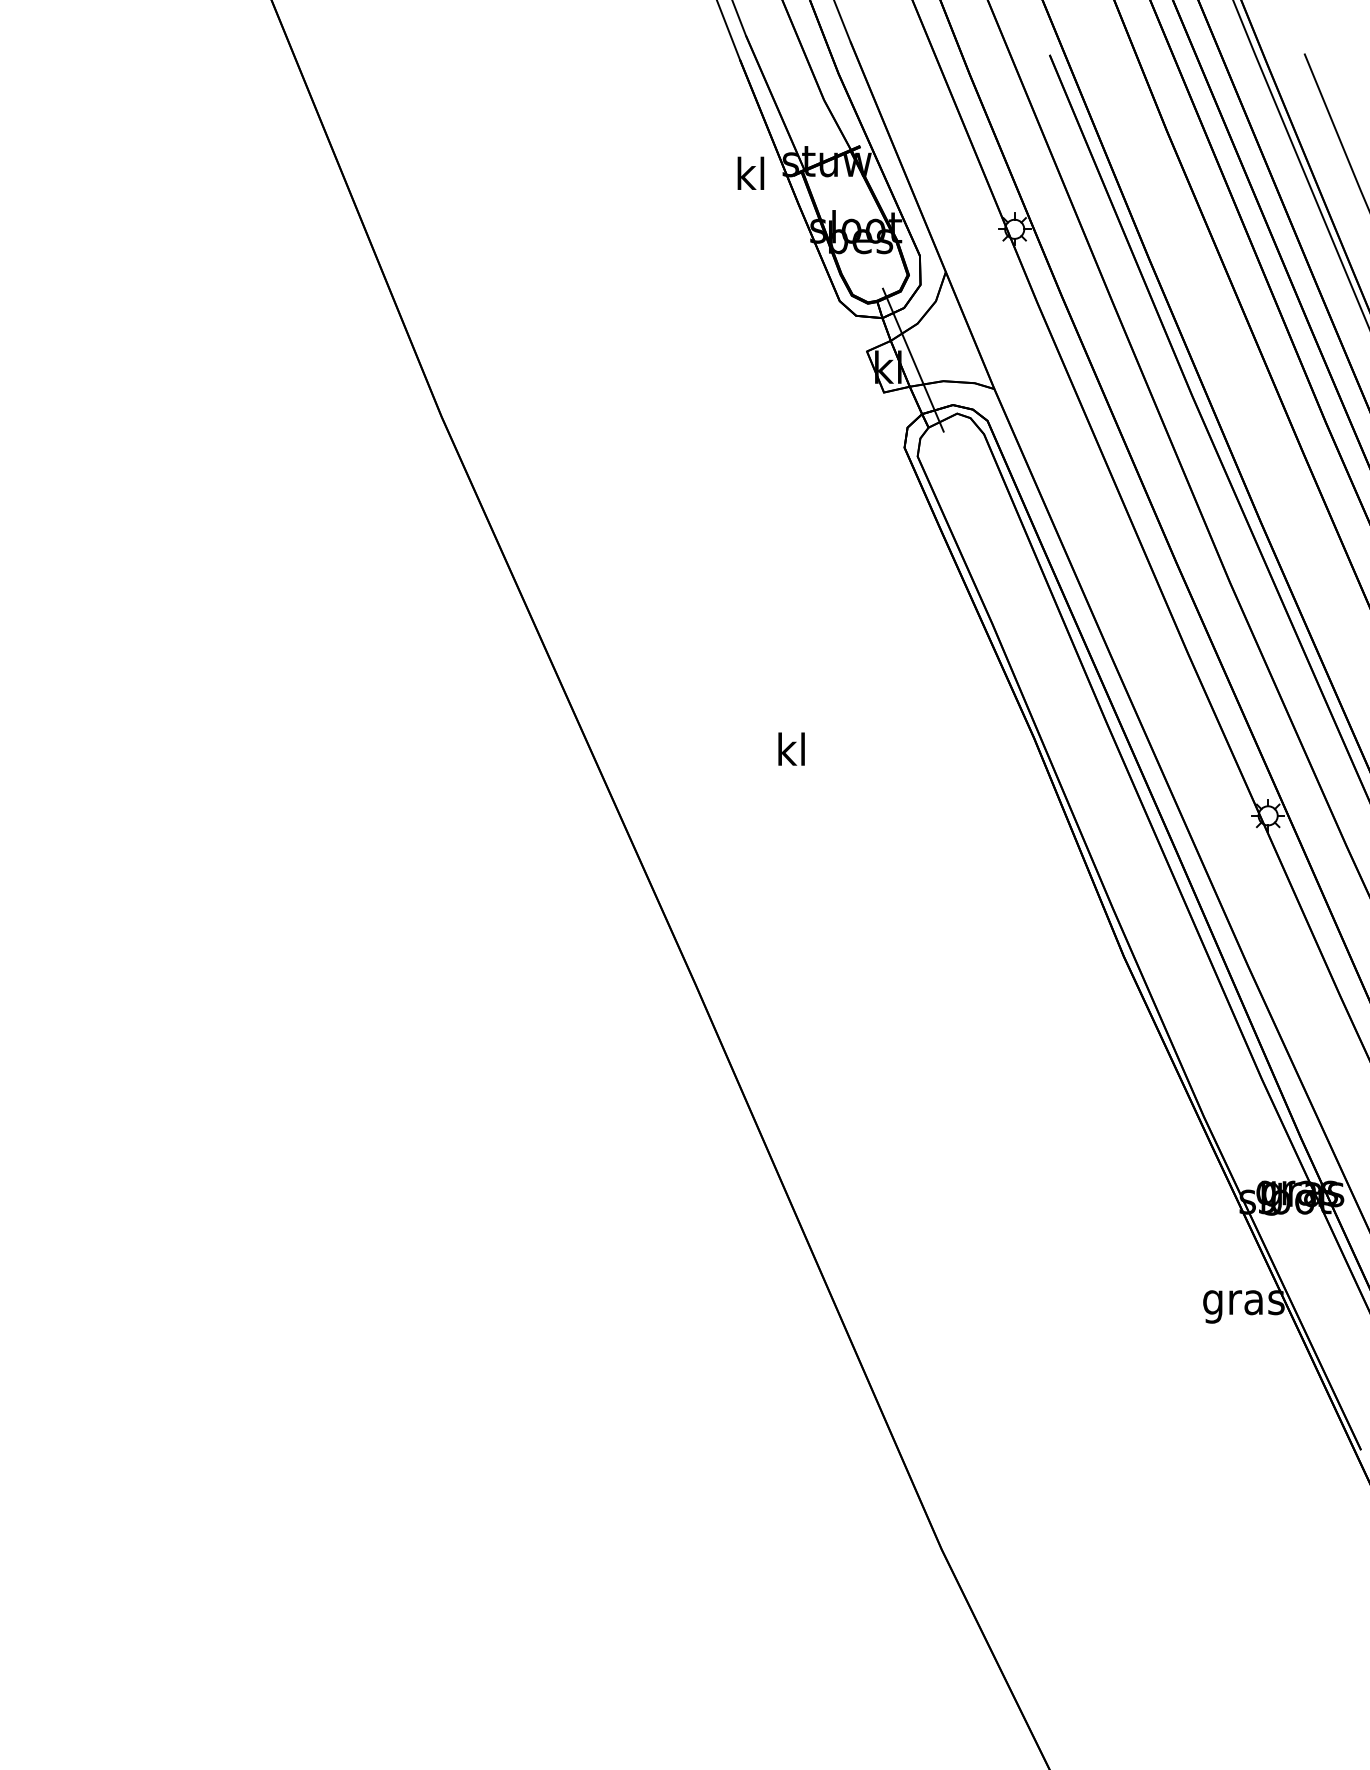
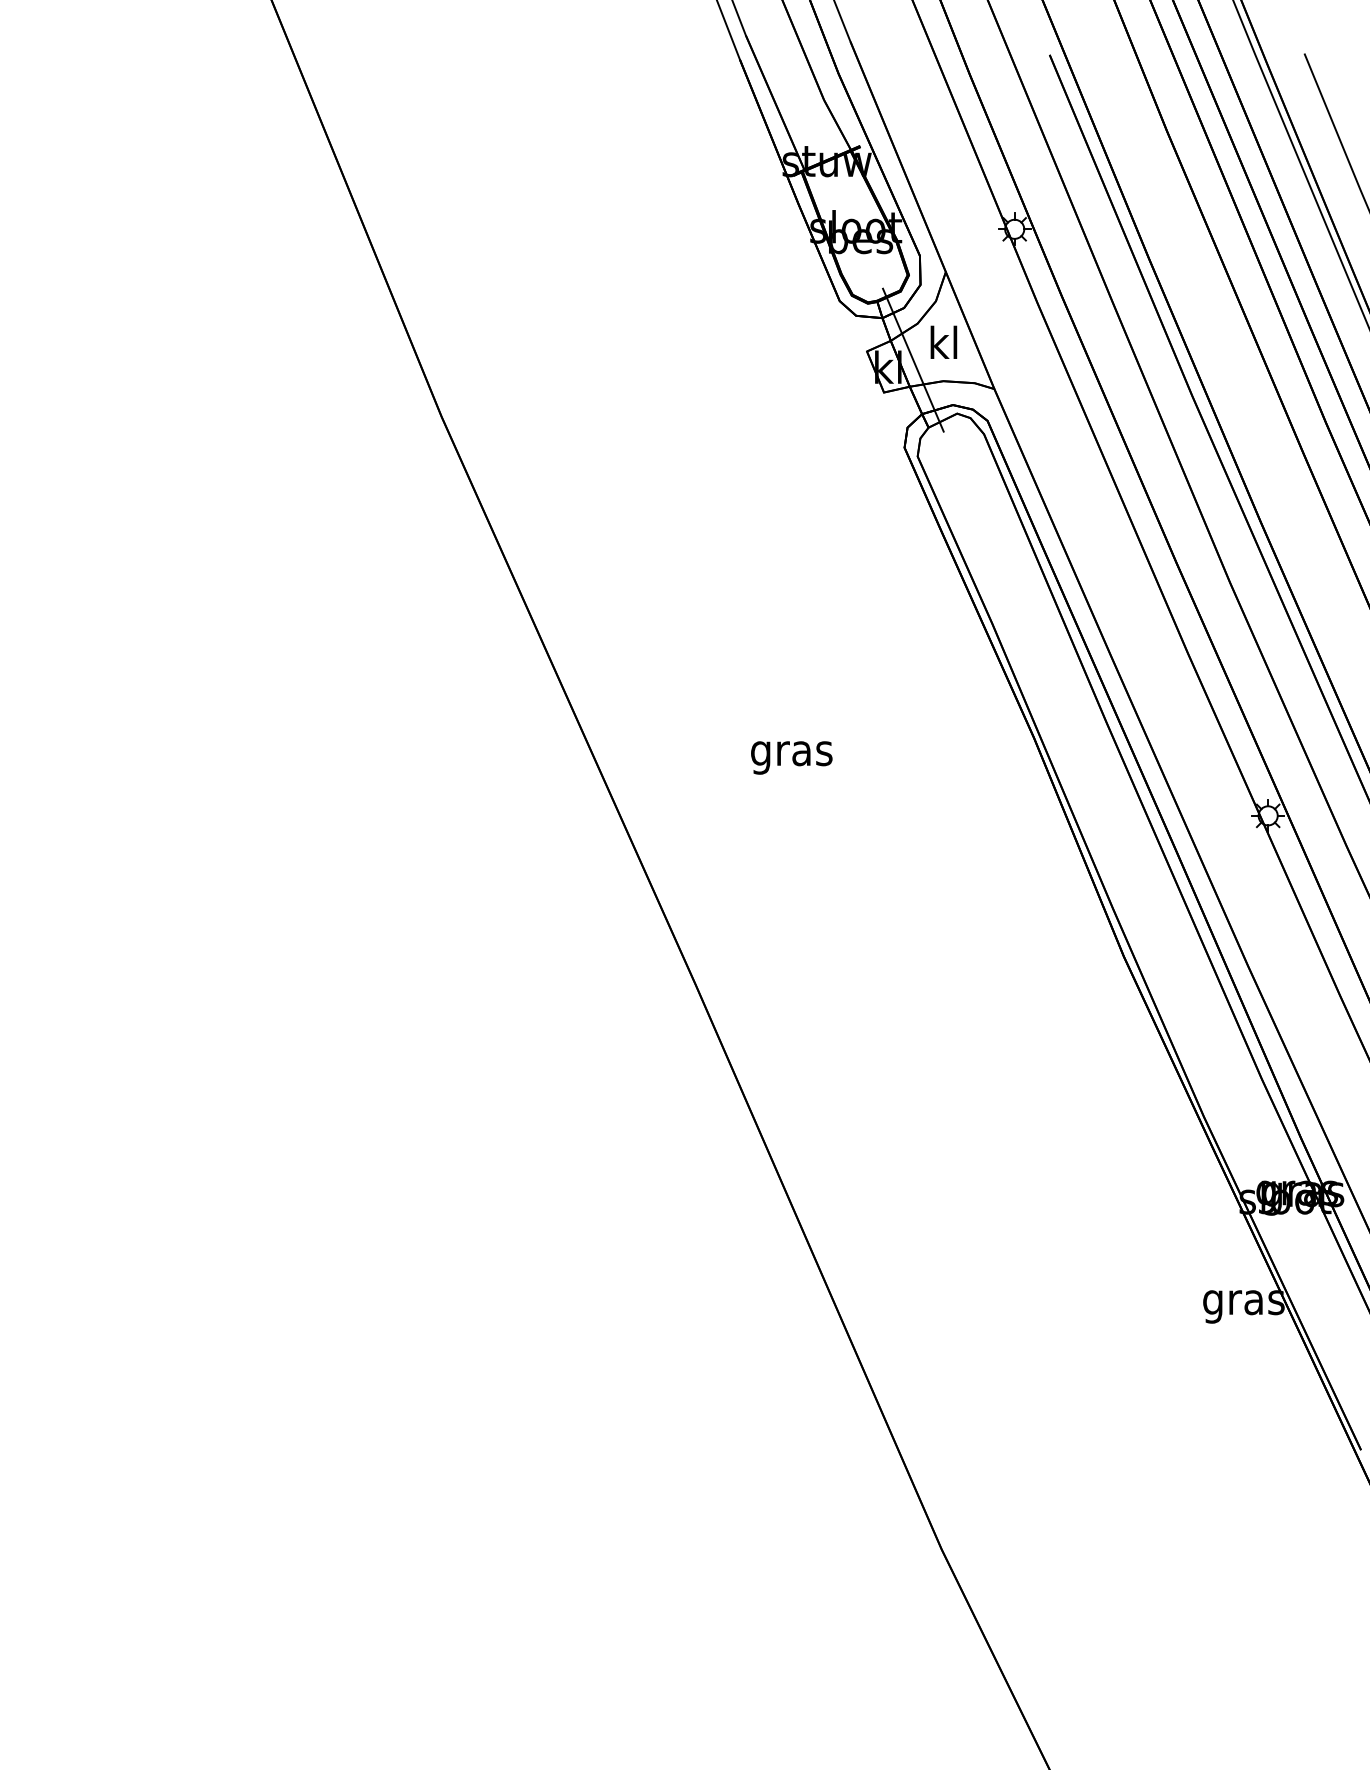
text position: (750, 172) -> (943, 341) (943, 341)
text: kl -> gras (791, 753)
